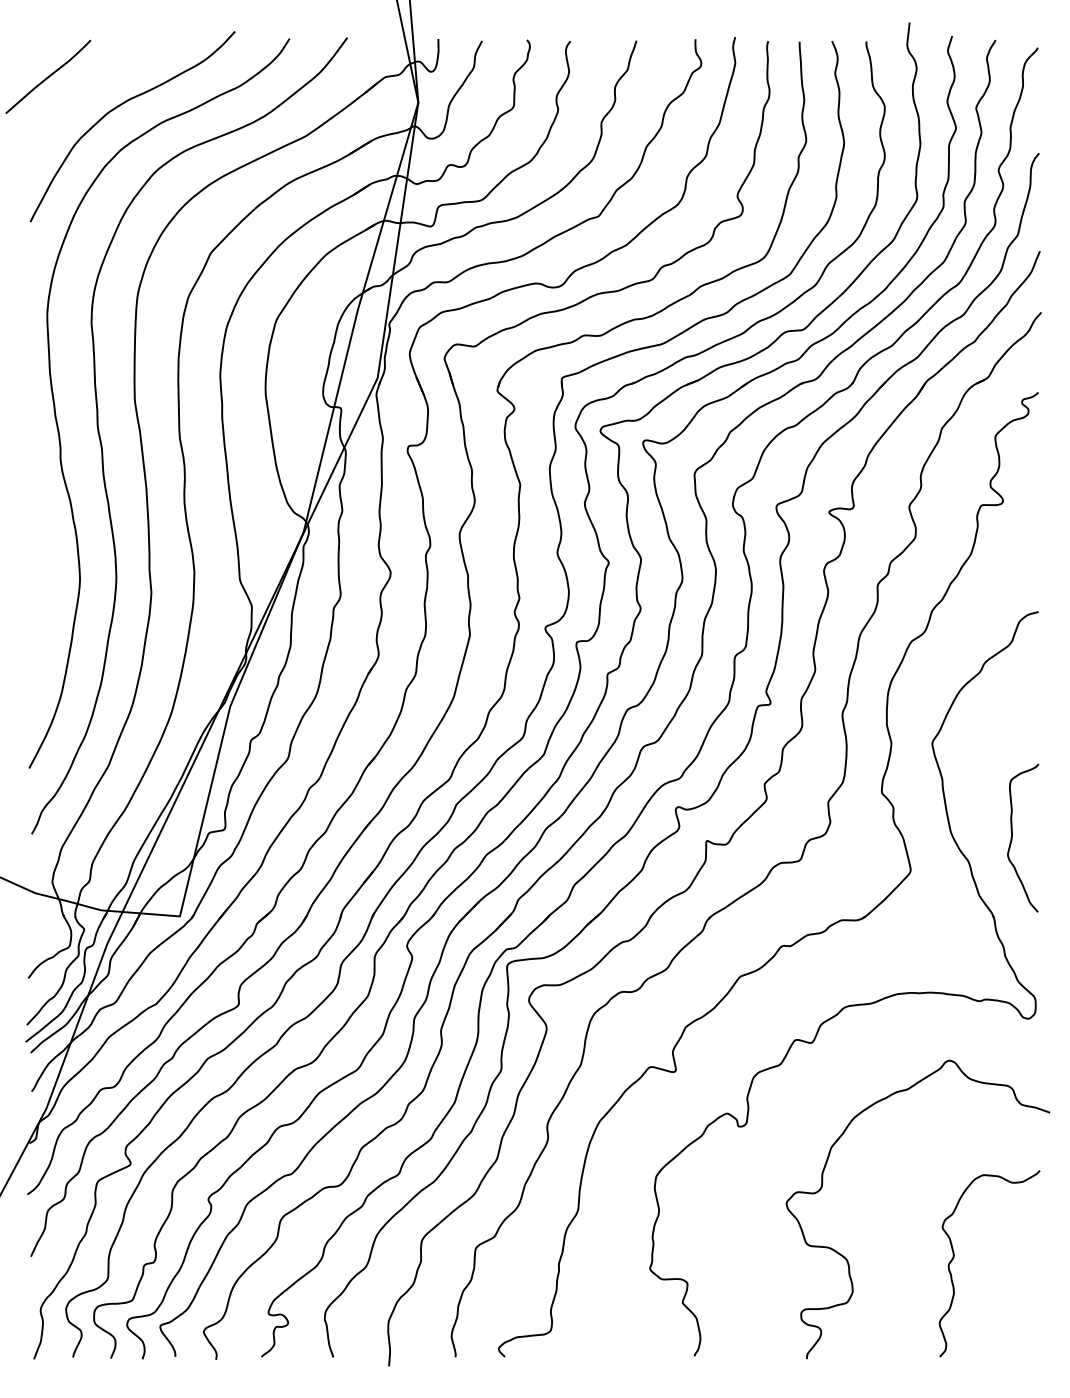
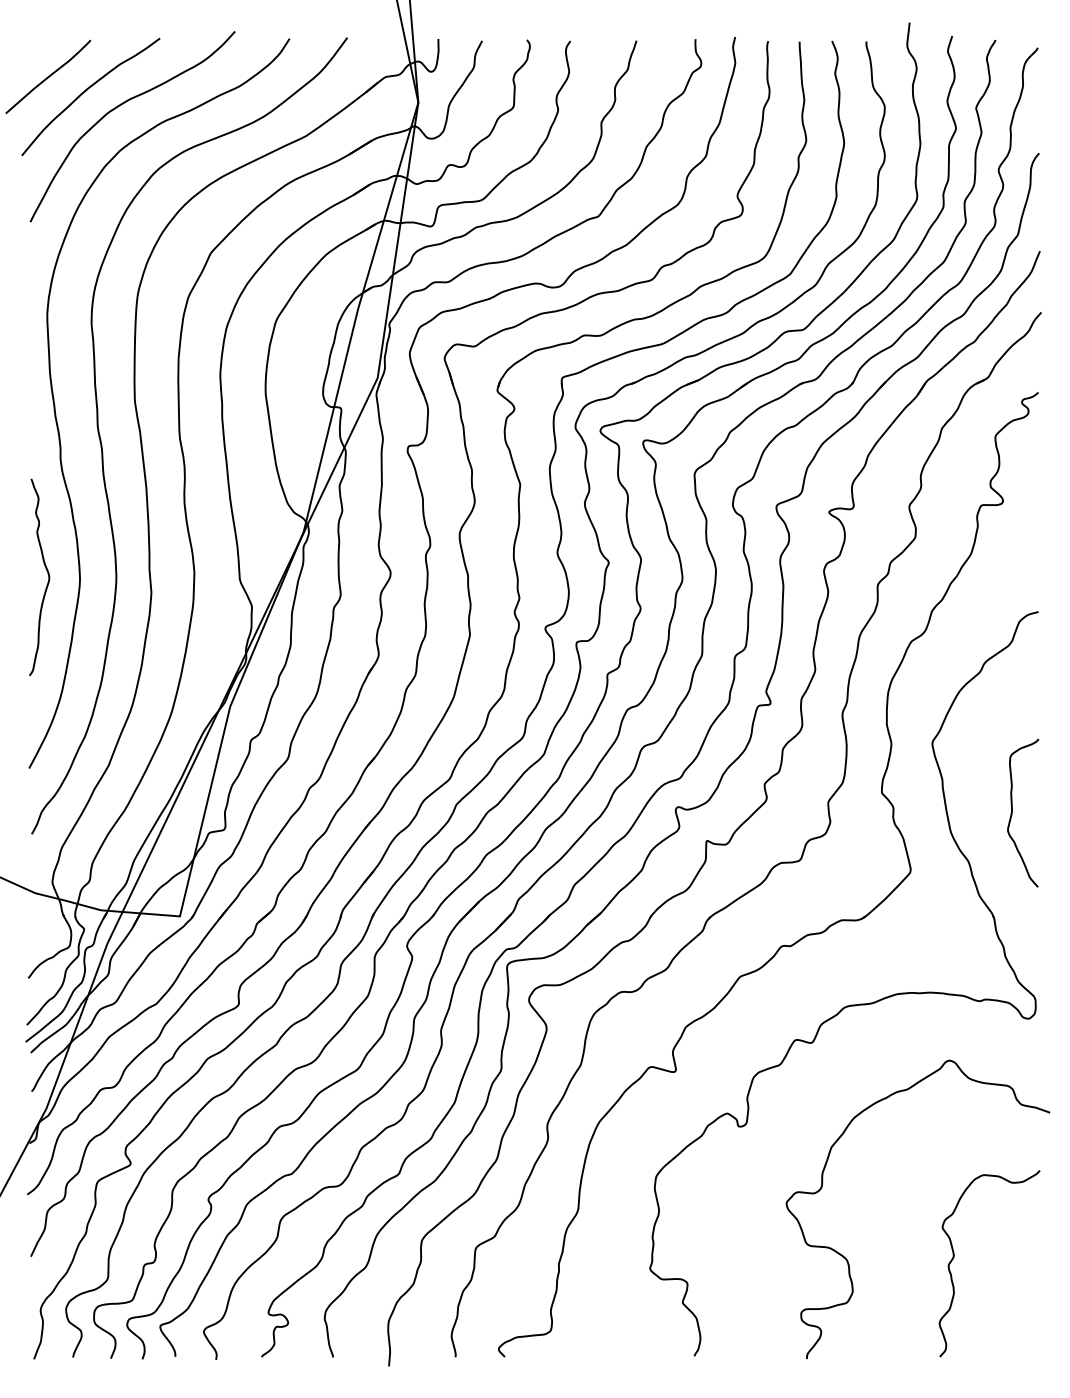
curve: none -> present (86, 91)
curve: none -> present (47, 574)
curve position: (1012, 837) -> (1012, 812) (1012, 812)
